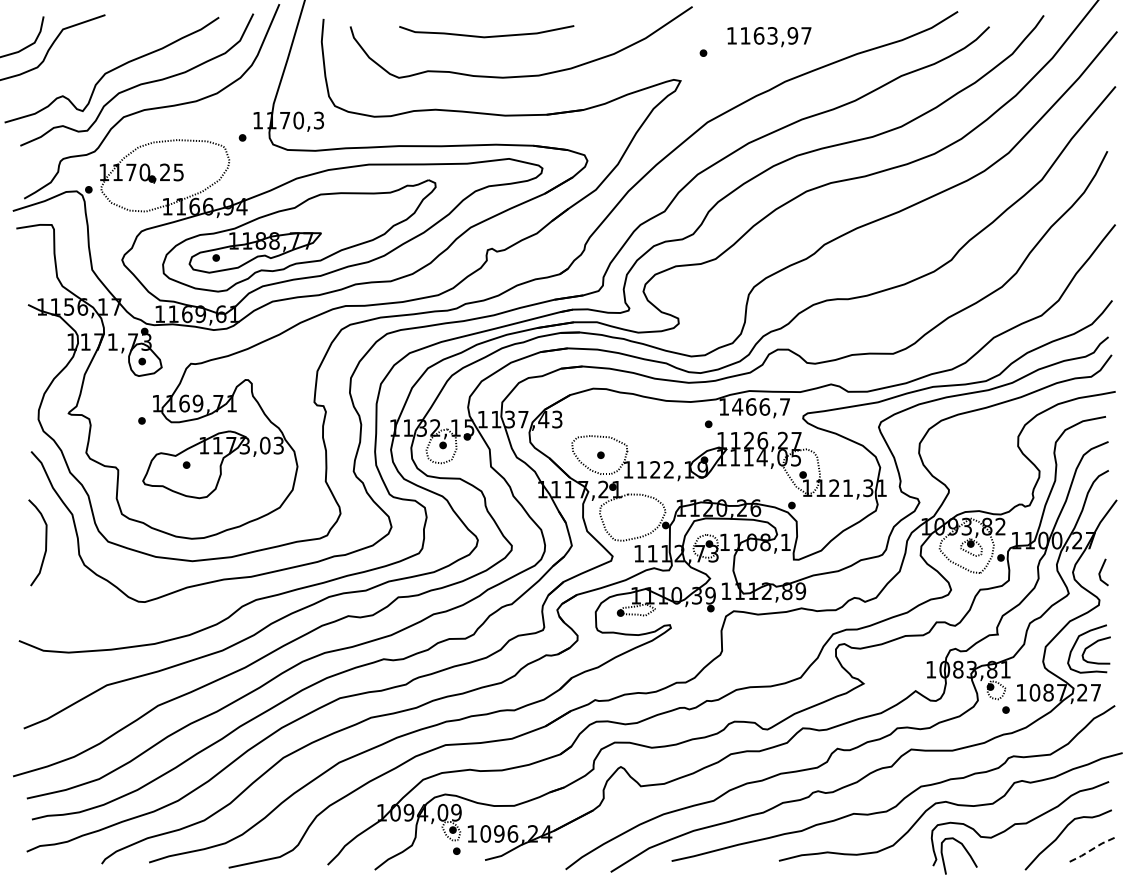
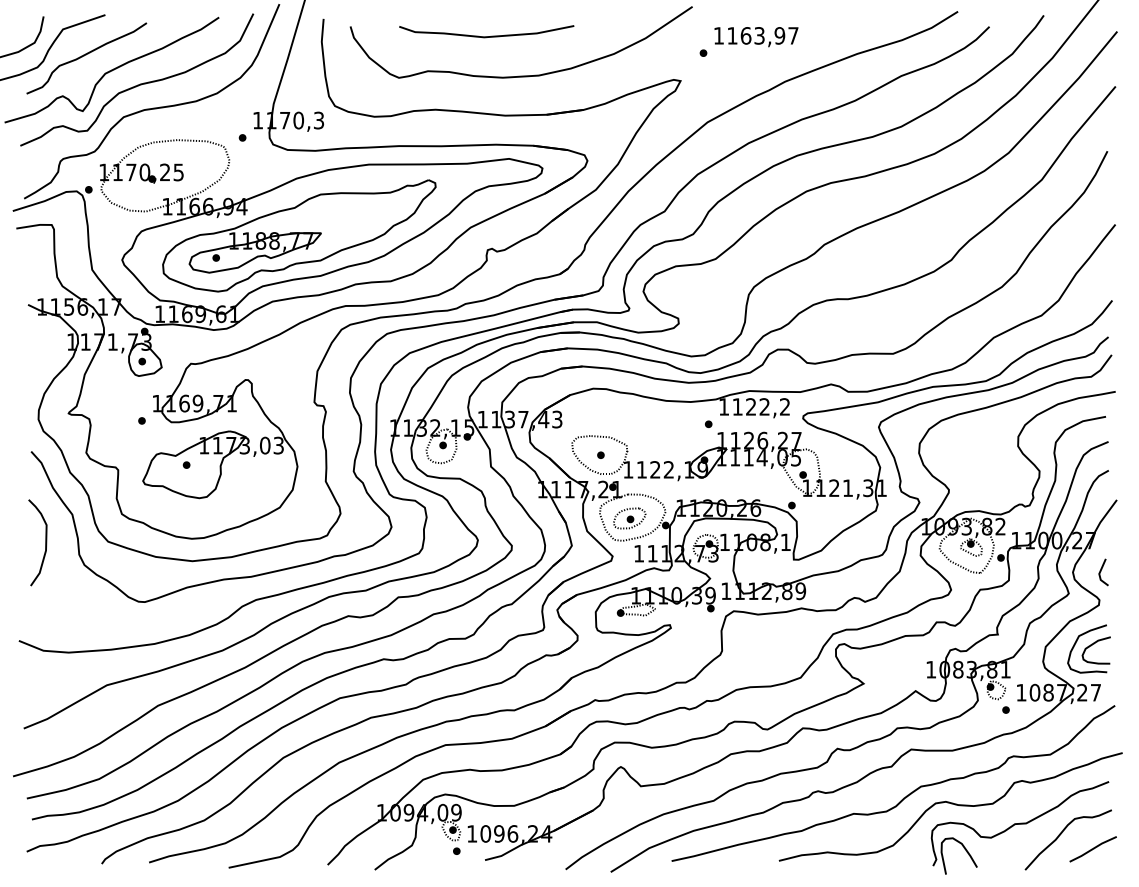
text position: (769, 37) -> (756, 37) (756, 37)
curve: none -> present (84, 56)
text: 1466,7 -> 1122,2 (760, 406)
part: none -> present (629, 518)
line: dashed -> solid (1092, 849)
